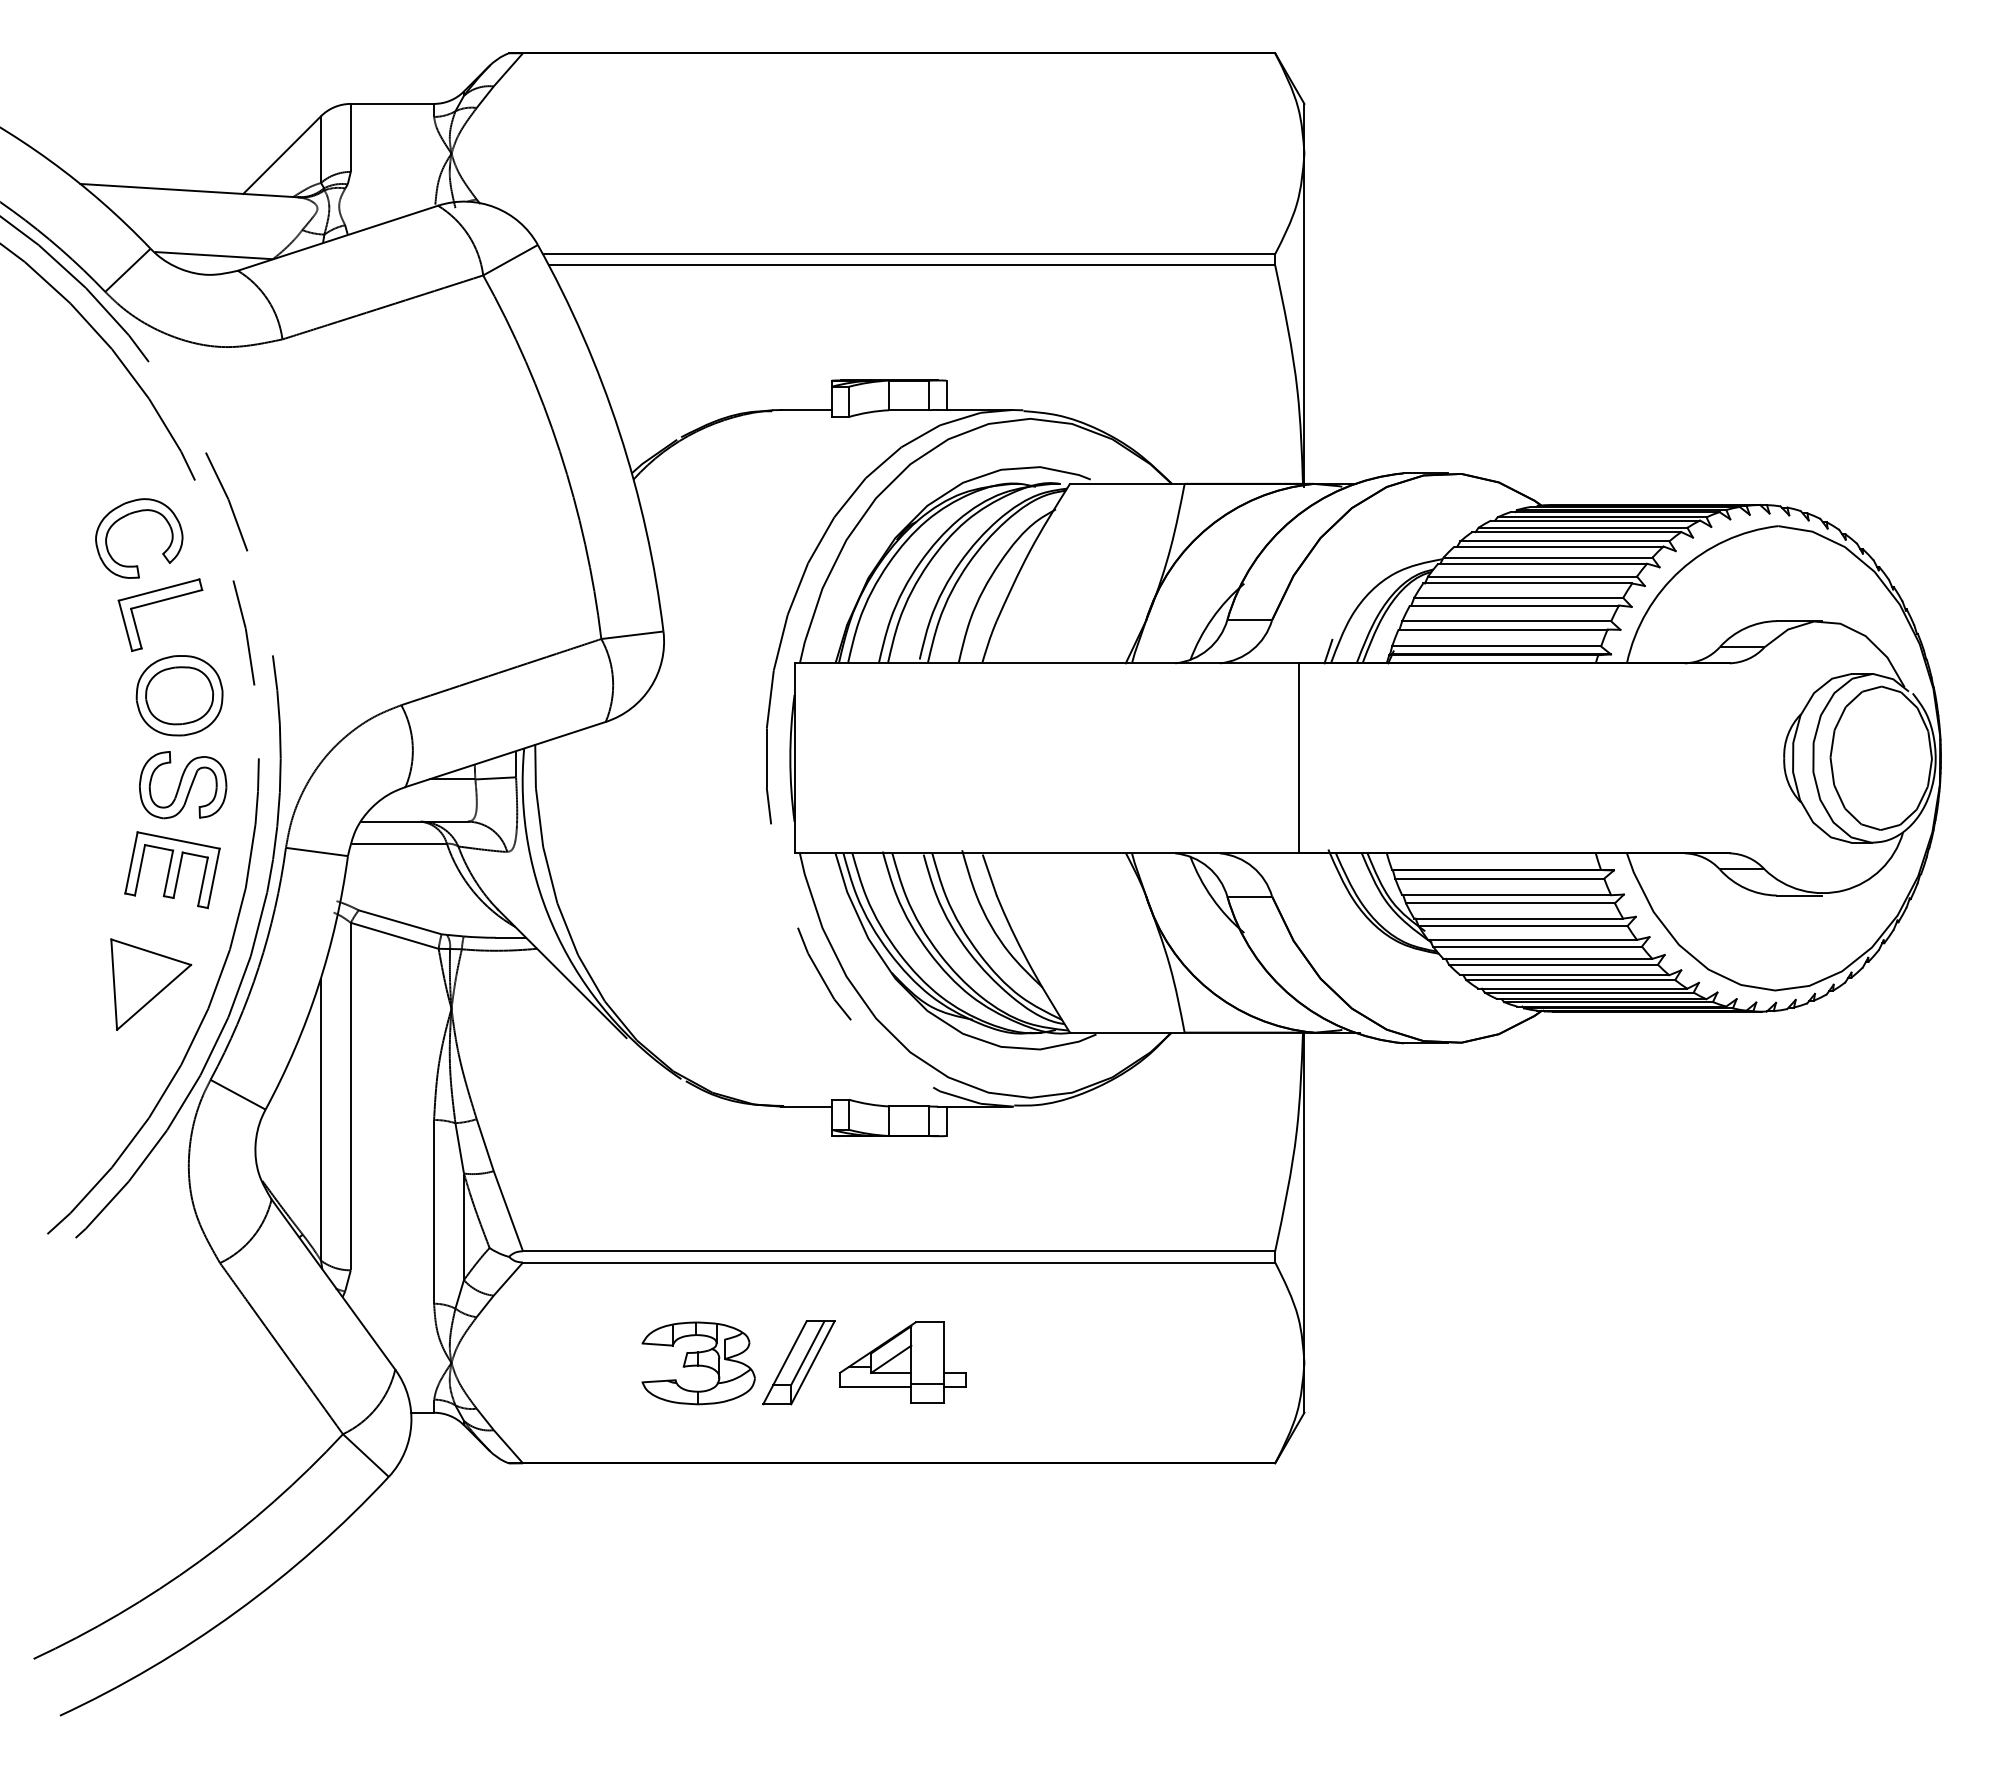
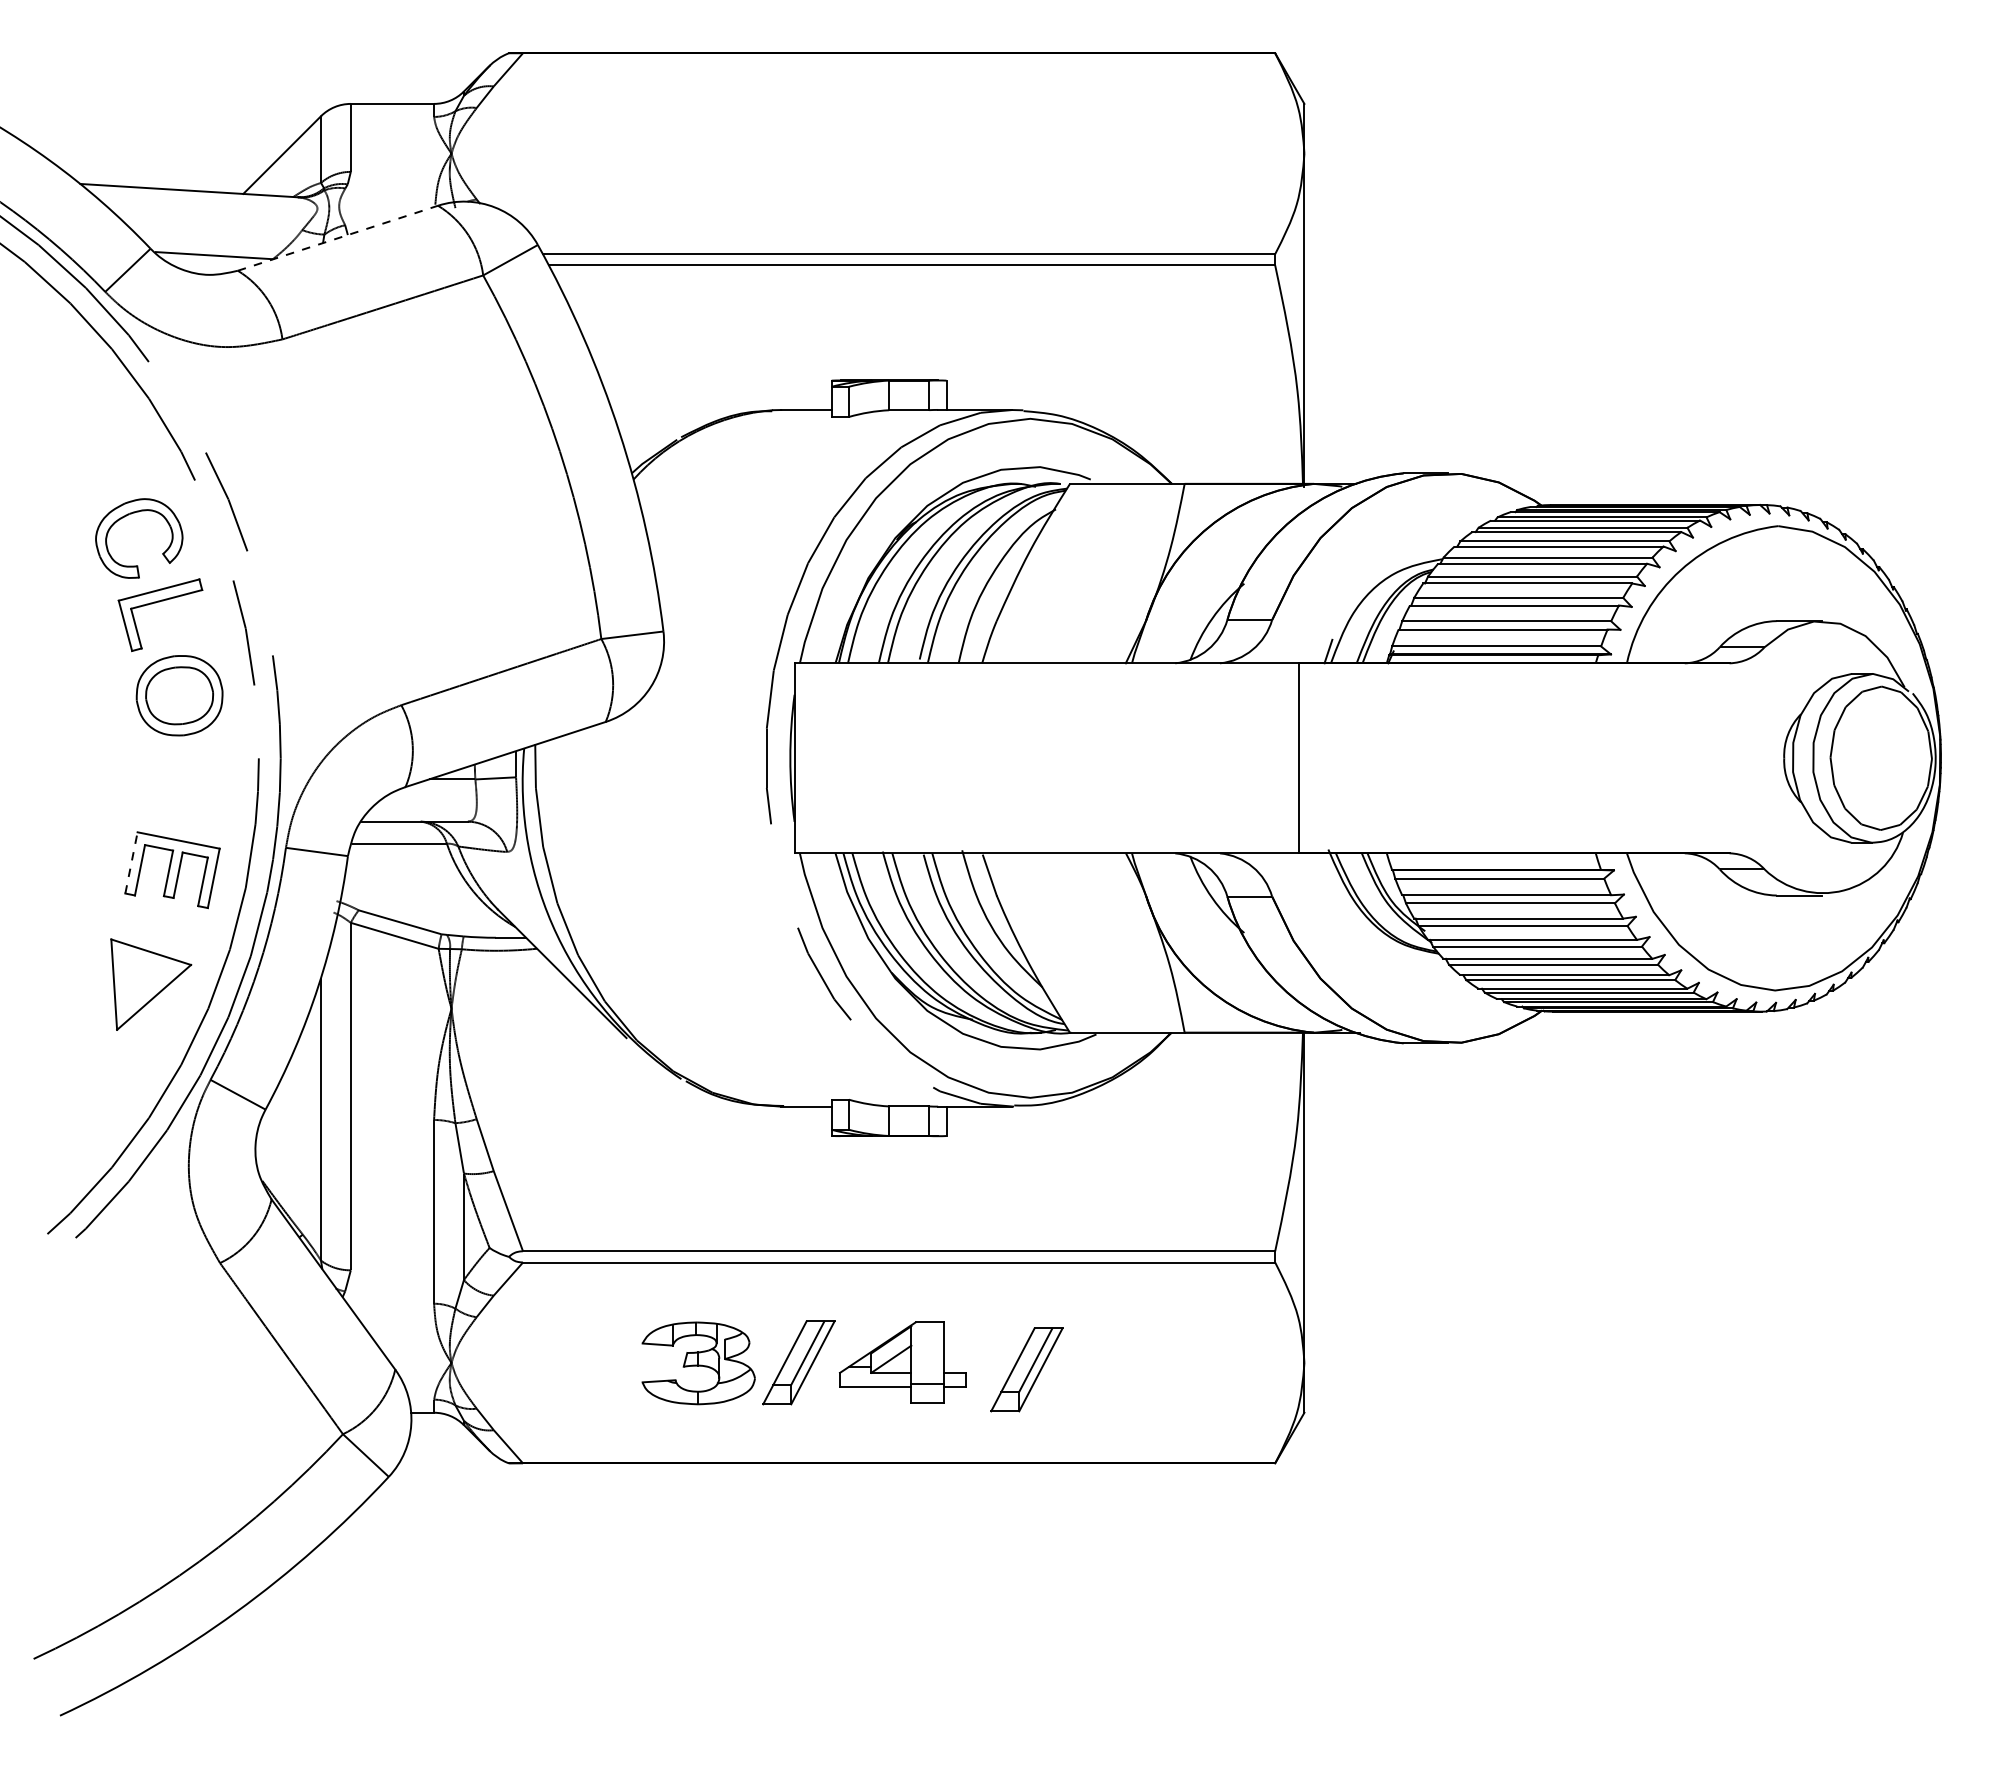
line: solid -> dashed (338, 238)
part: present -> none (183, 785)
line: solid -> dashed (131, 862)
part: none -> present (1026, 1369)
